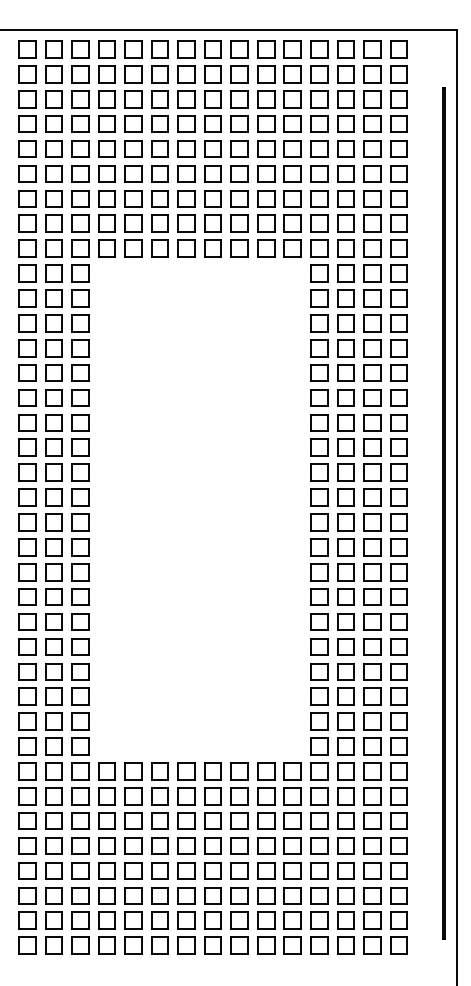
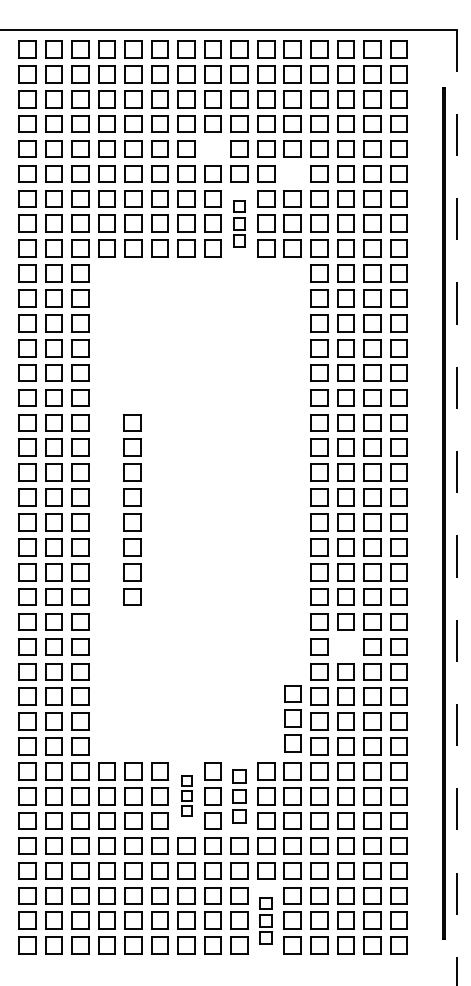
part: present -> none (212, 148)
part: present -> none (292, 173)
part size: 19x68 px -> 13x48 px (239, 223)
line: solid -> dashed (457, 507)
part: none -> present (132, 509)
part: present -> none (345, 646)
part: none -> present (292, 718)
part size: 19x68 px -> 12x42 px (186, 795)
part size: 19x68 px -> 15x55 px (239, 796)
part size: 19x68 px -> 14x48 px (265, 920)
